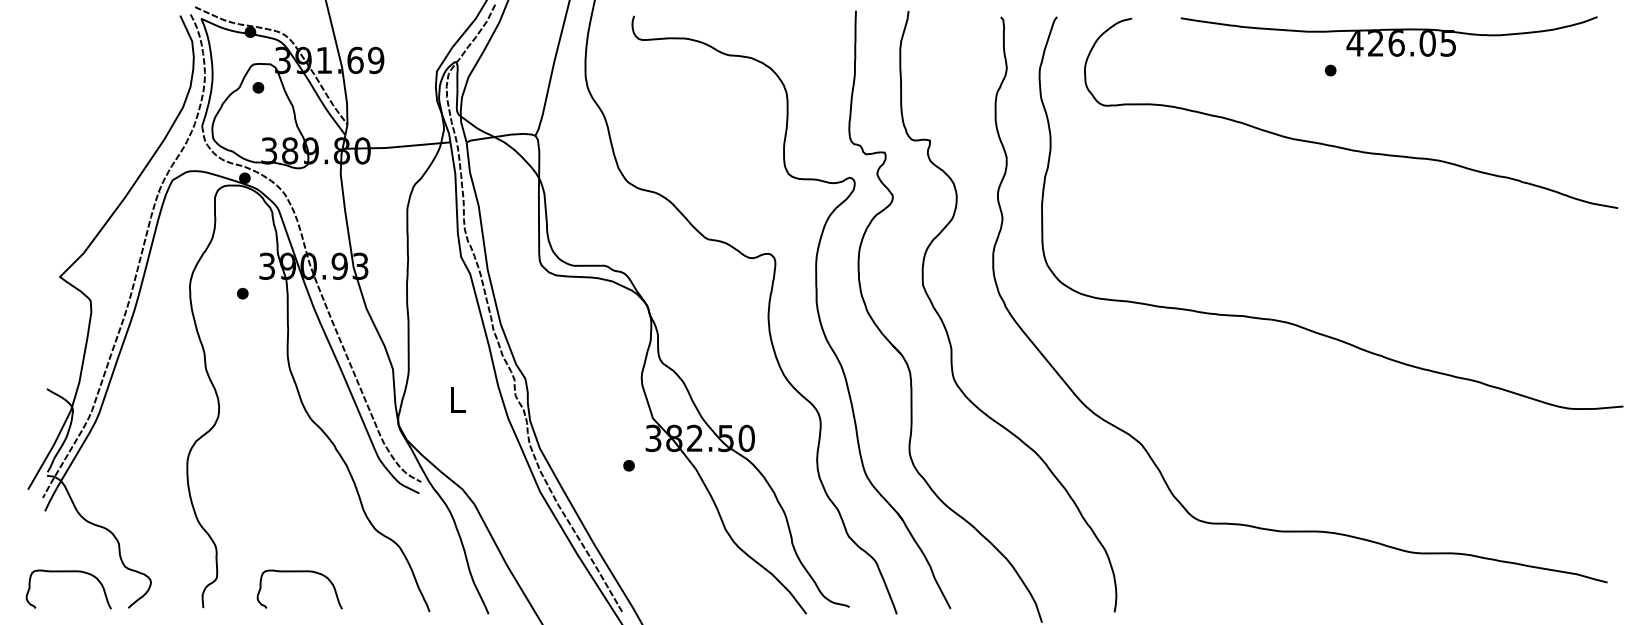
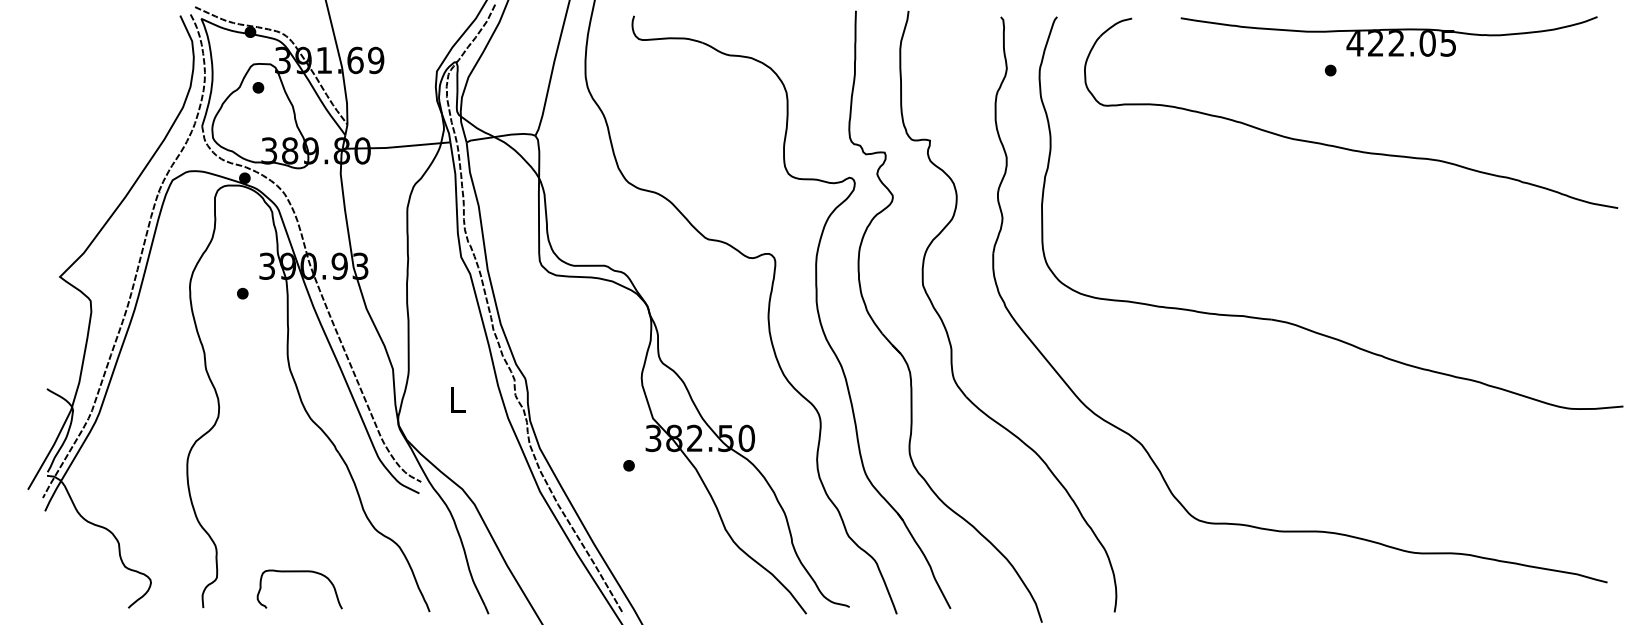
text: 426.05 -> 422.05 (1396, 43)
curve: present -> none (68, 572)
